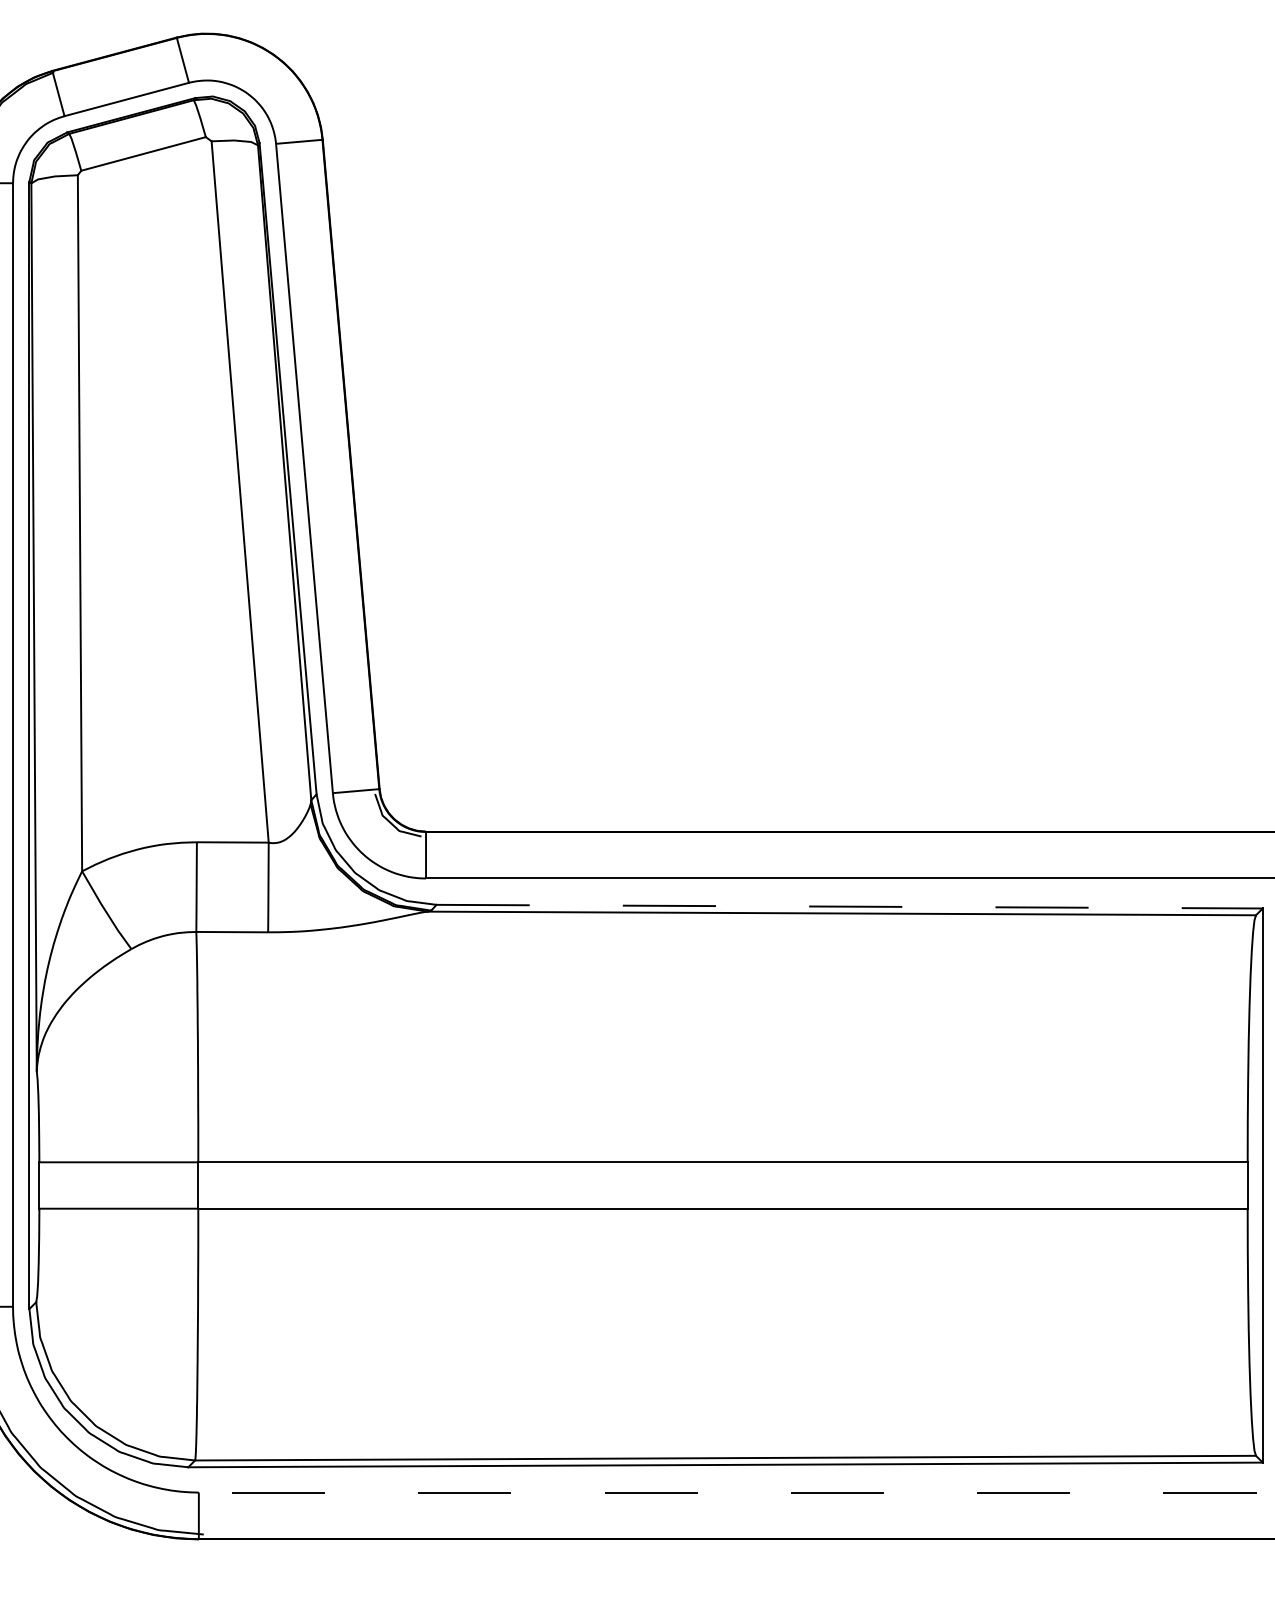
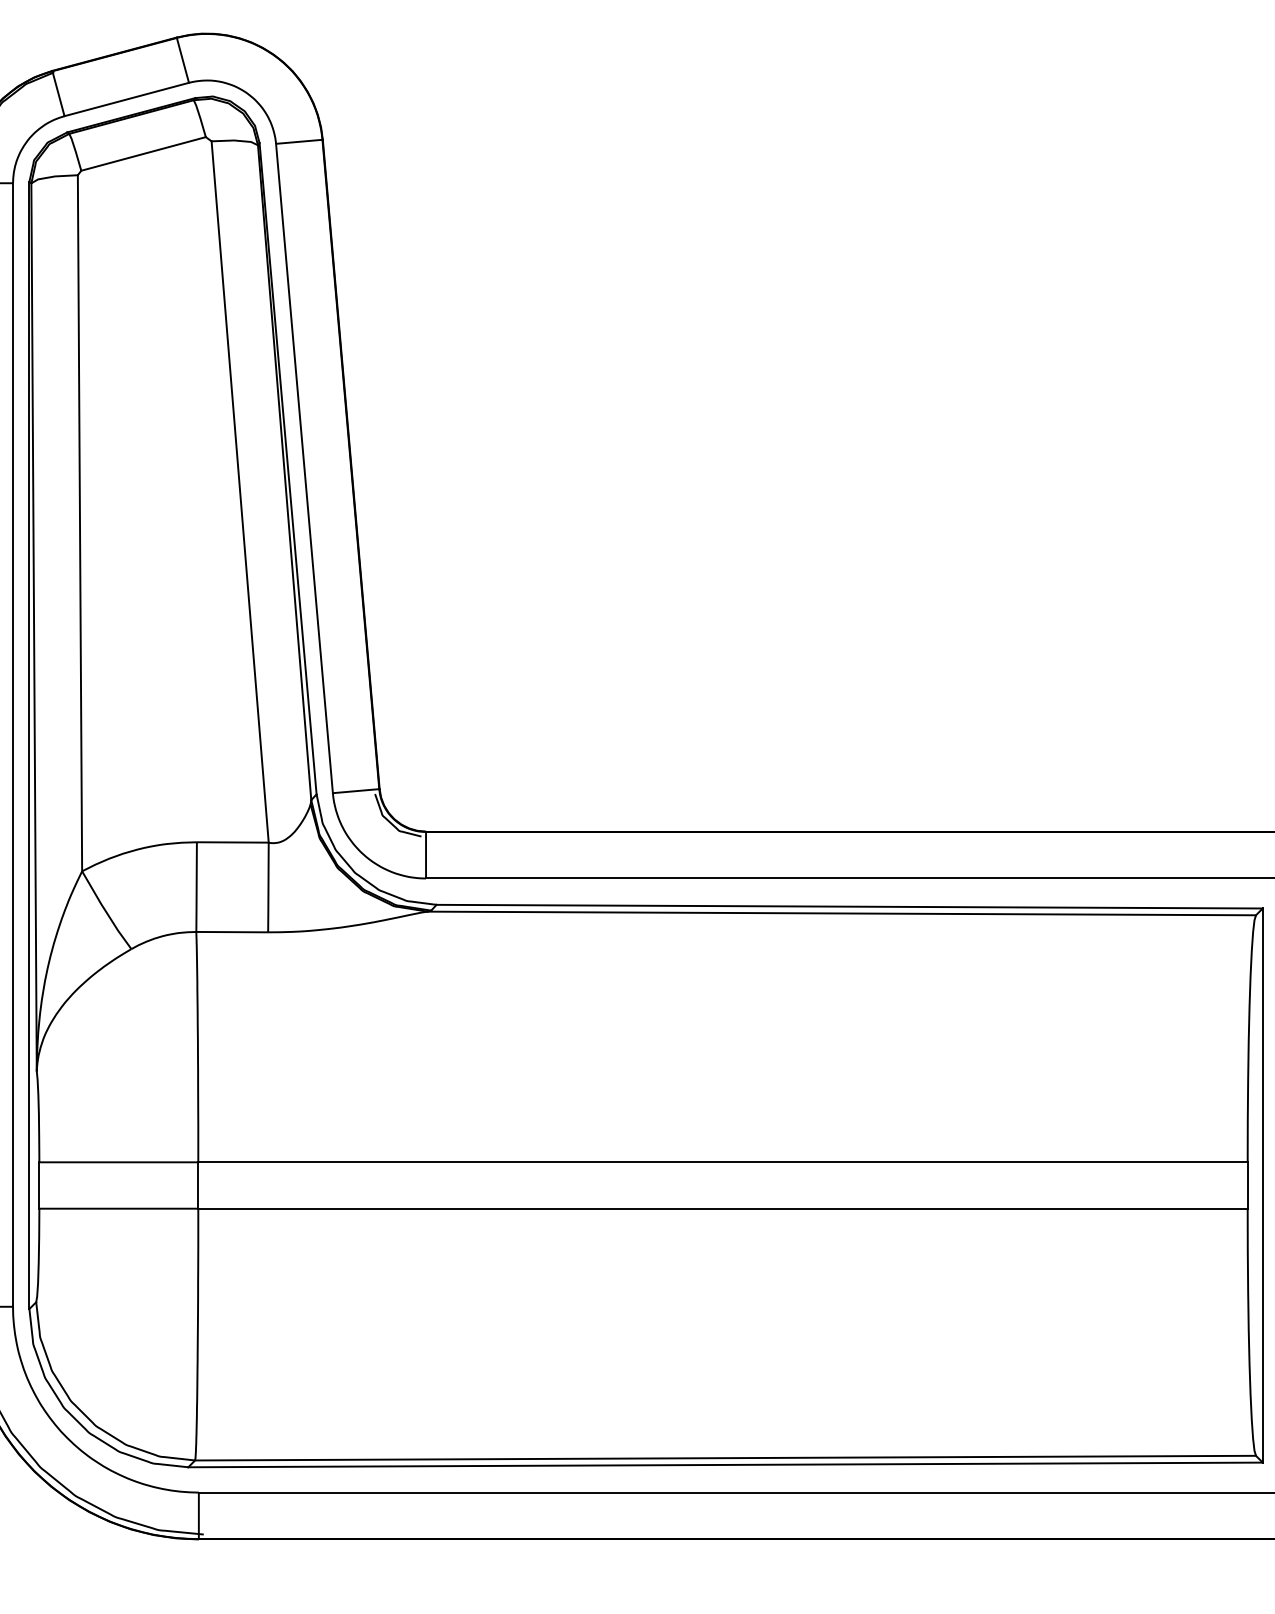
line: dashed -> solid (850, 906)
line: dashed -> solid (736, 1492)
